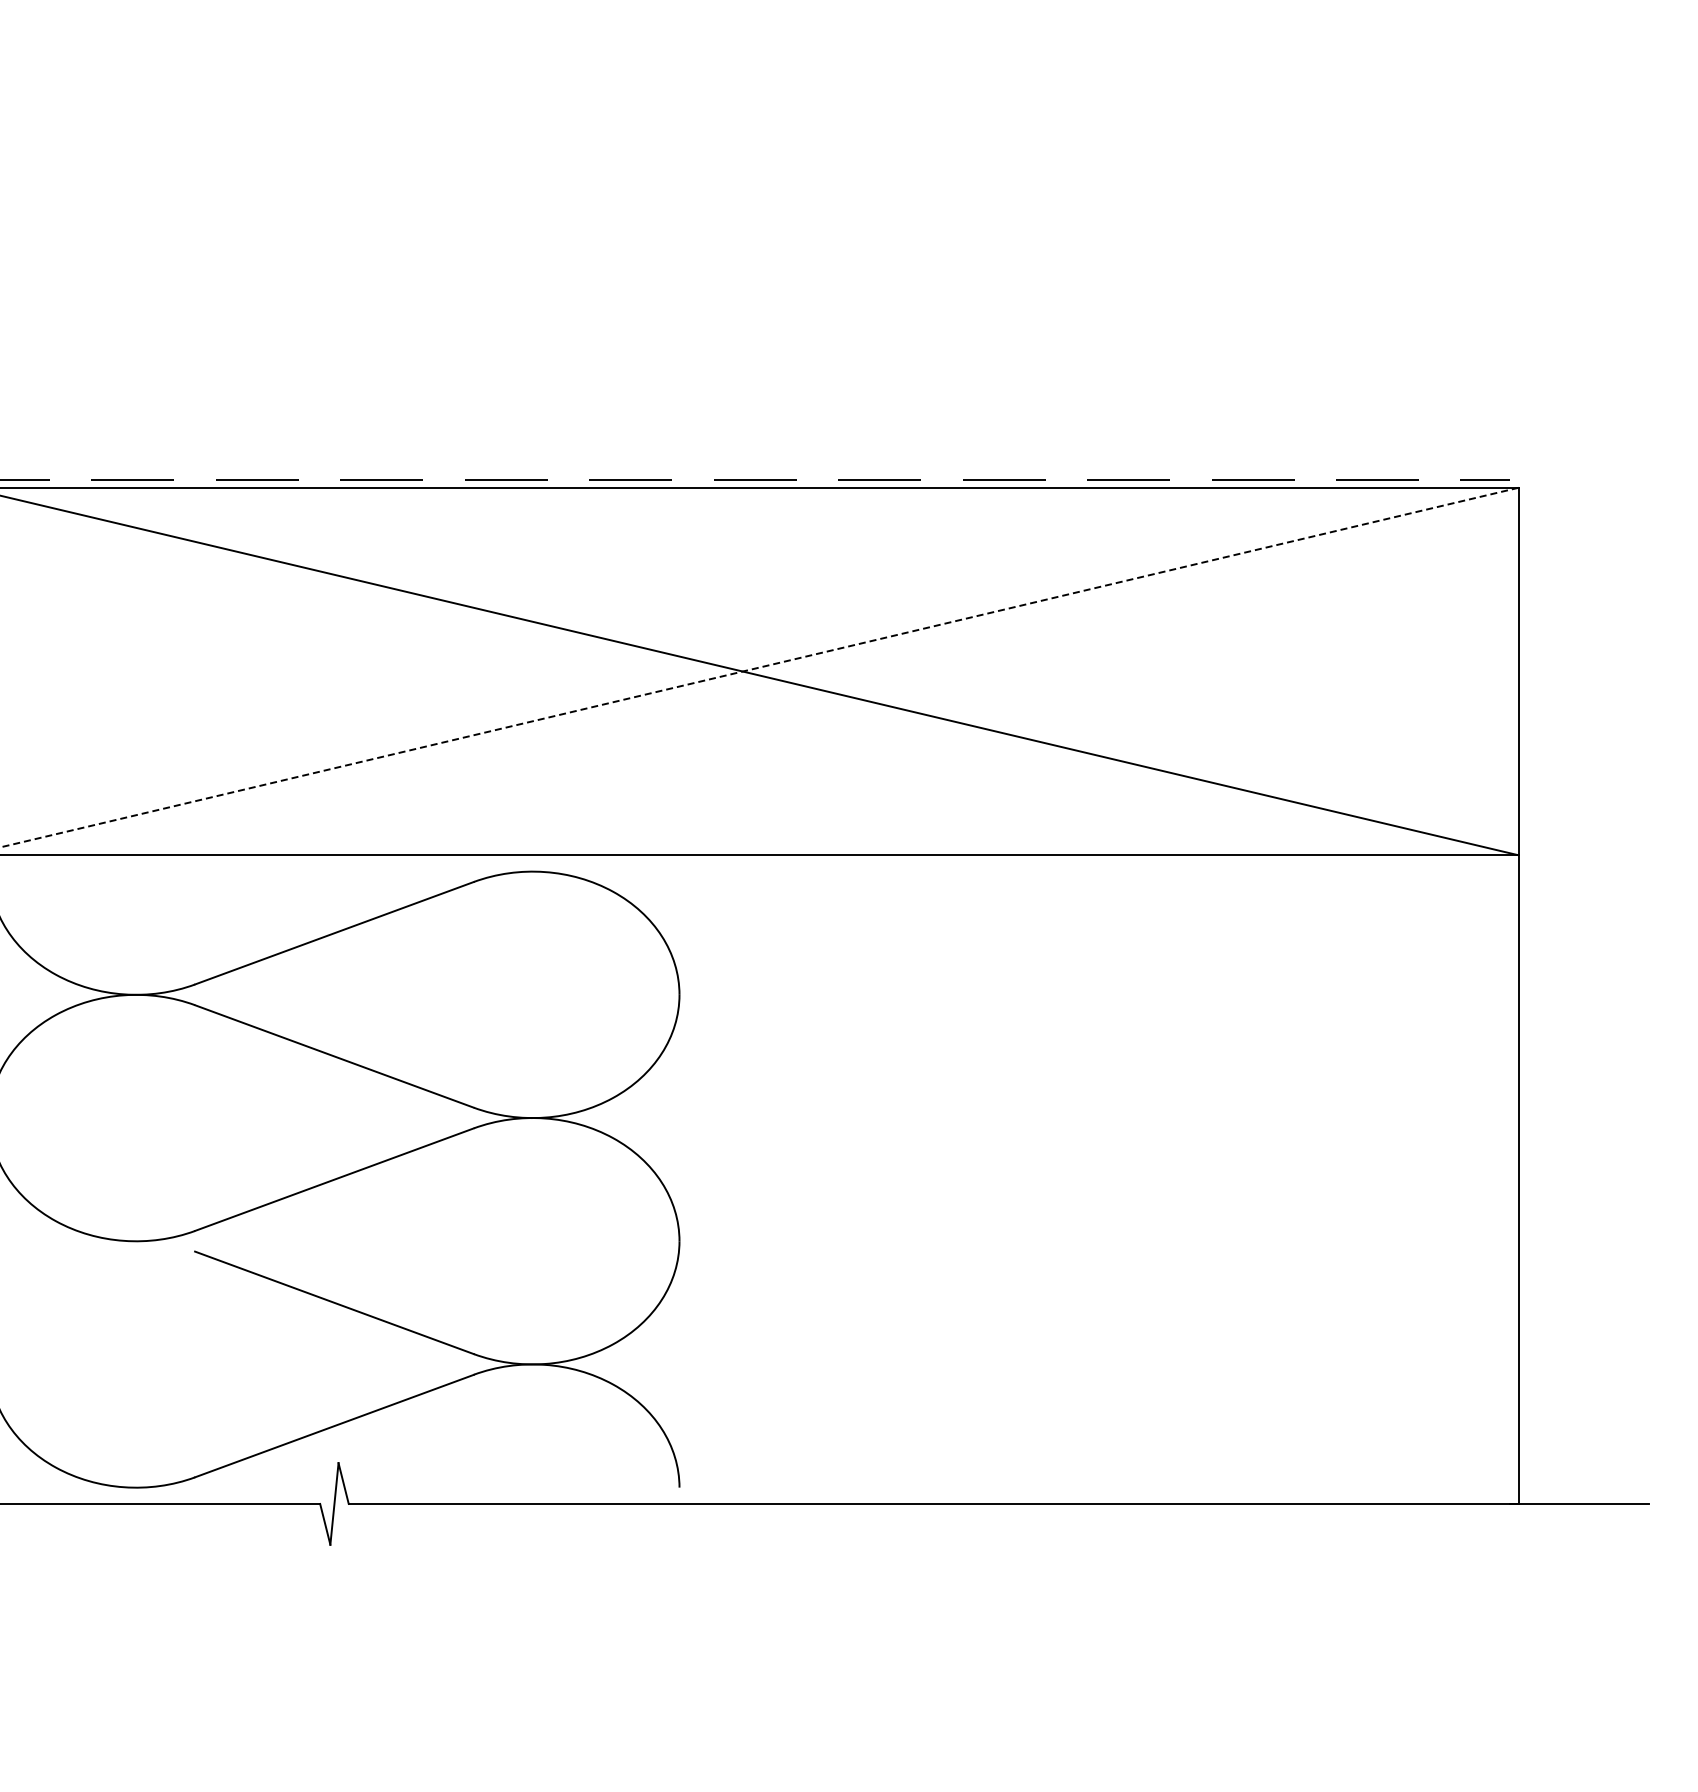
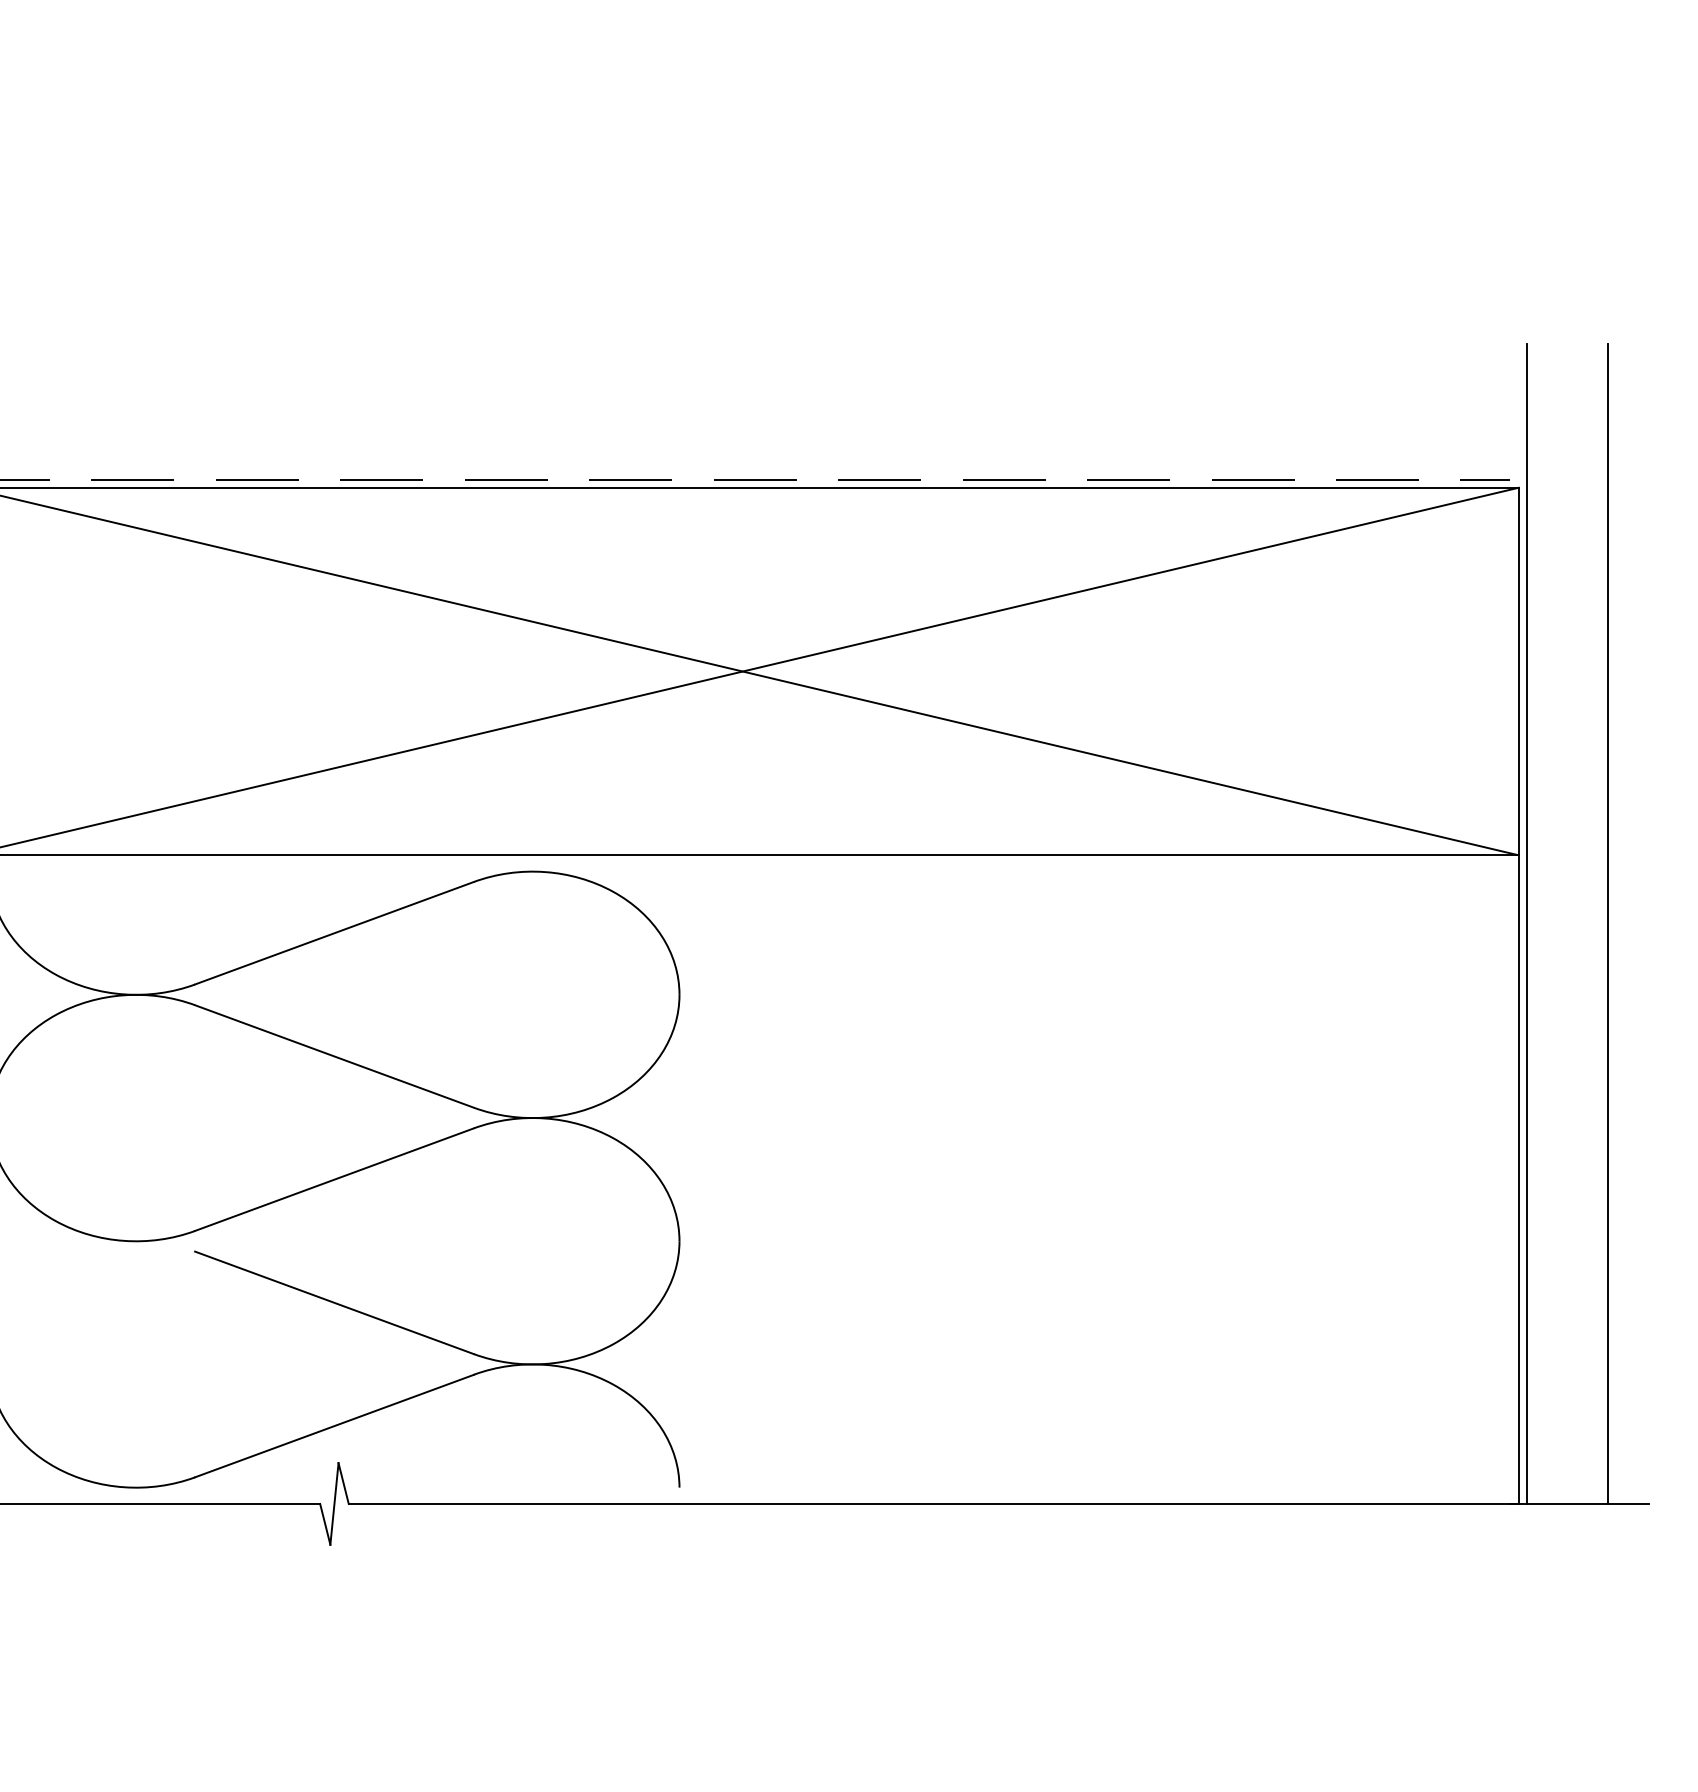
line: dashed -> solid (758, 667)
line: none -> present (1526, 923)
line: none -> present (1608, 923)
